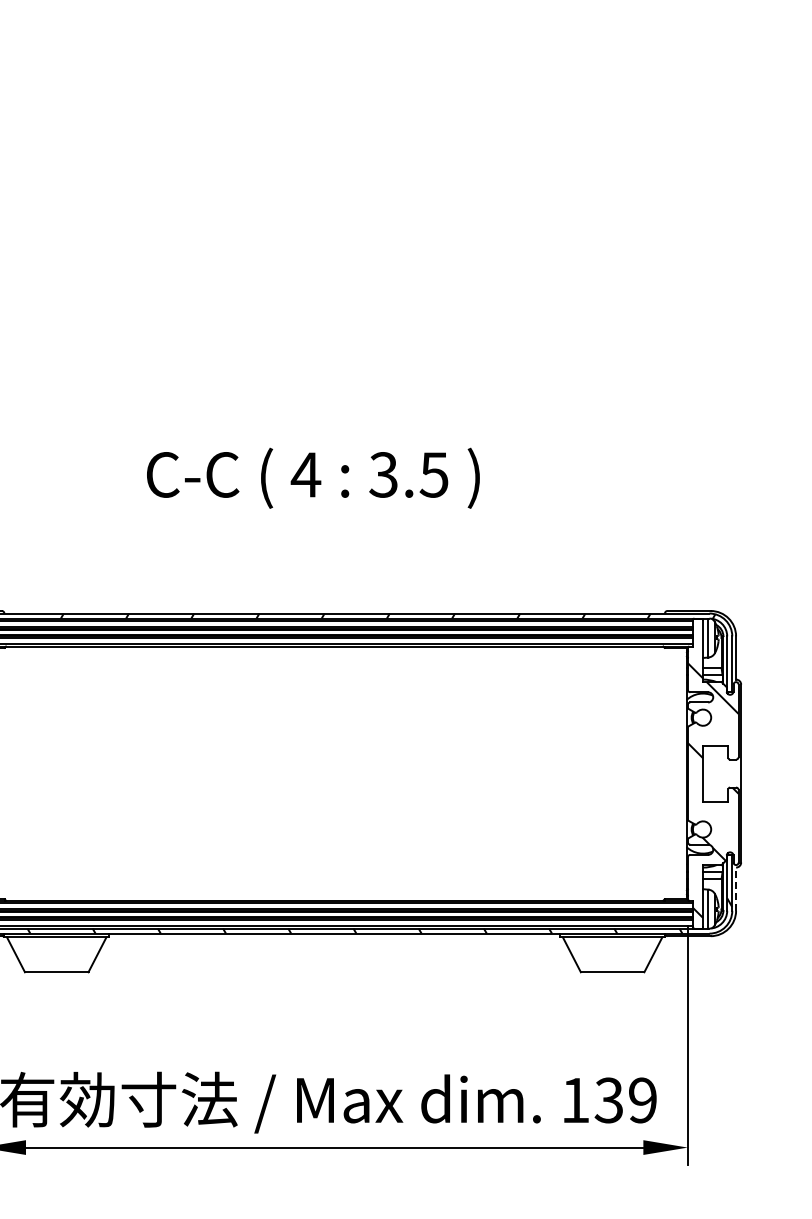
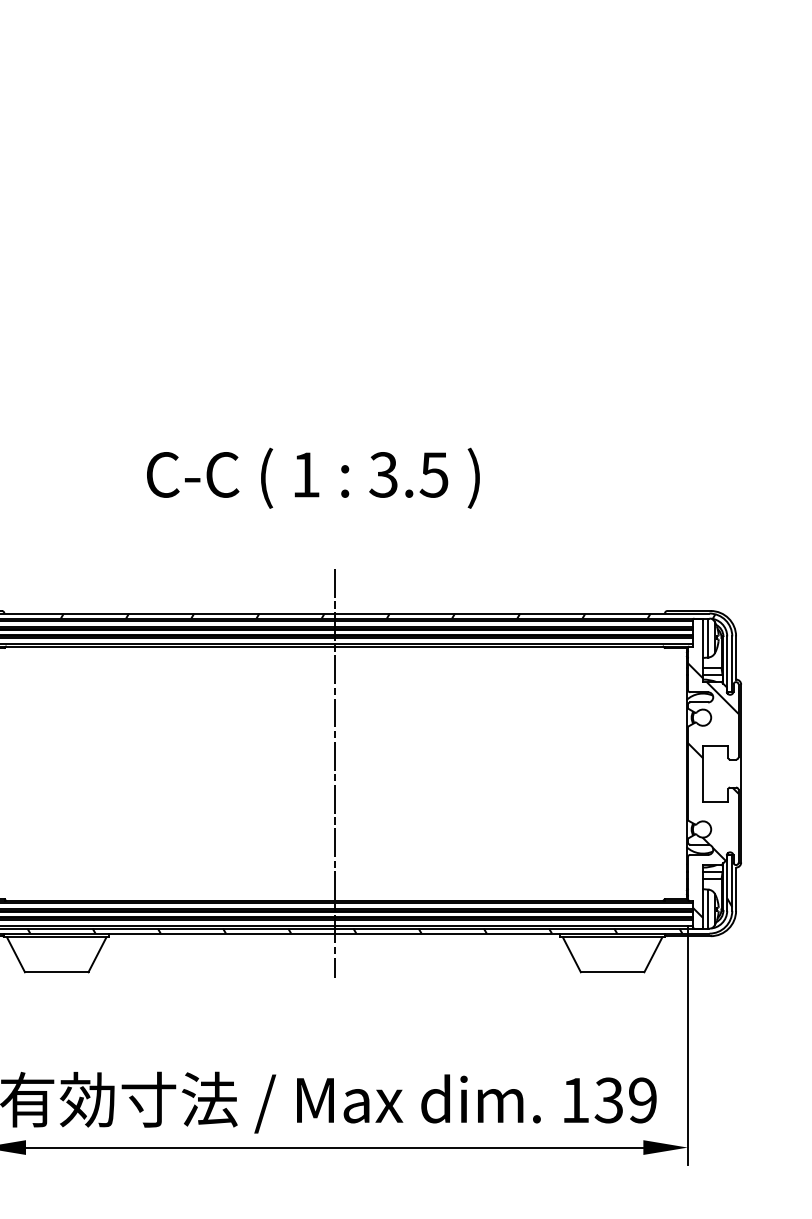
text: 4 -> 1 (305, 474)
line: none -> present (334, 773)
line: dashed -> solid (736, 889)
